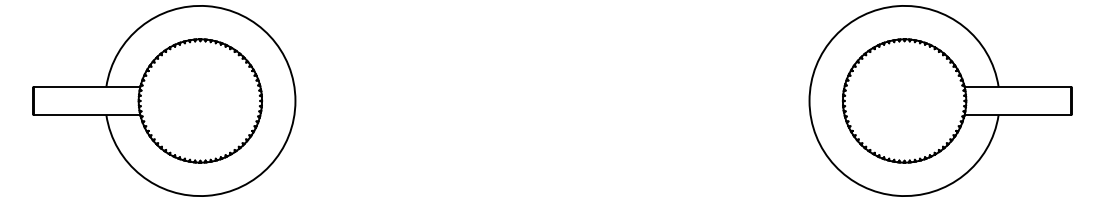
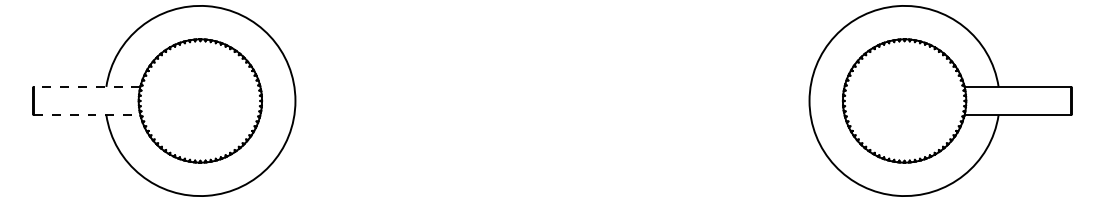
line: solid -> dashed (86, 86)
line: solid -> dashed (87, 115)
